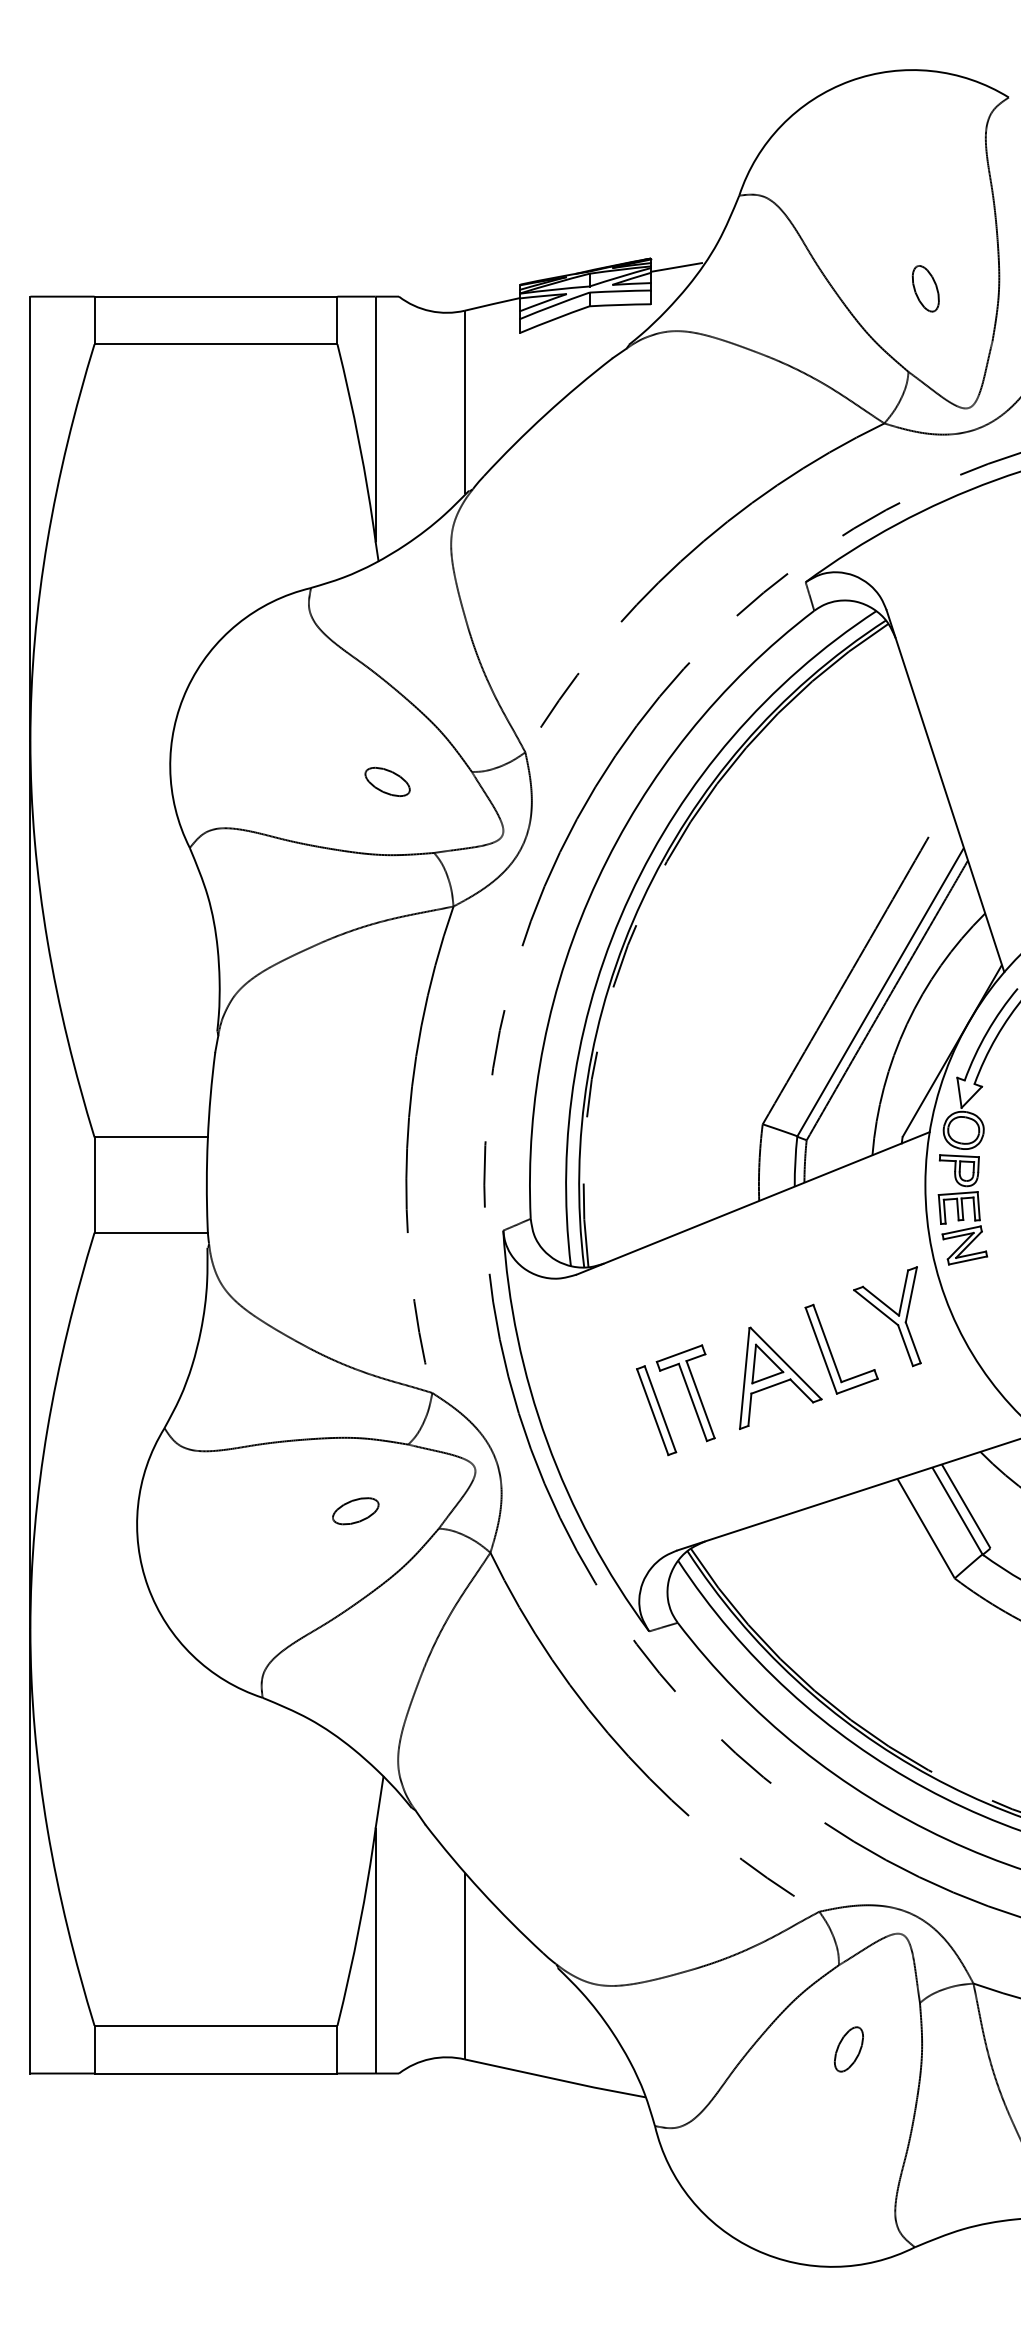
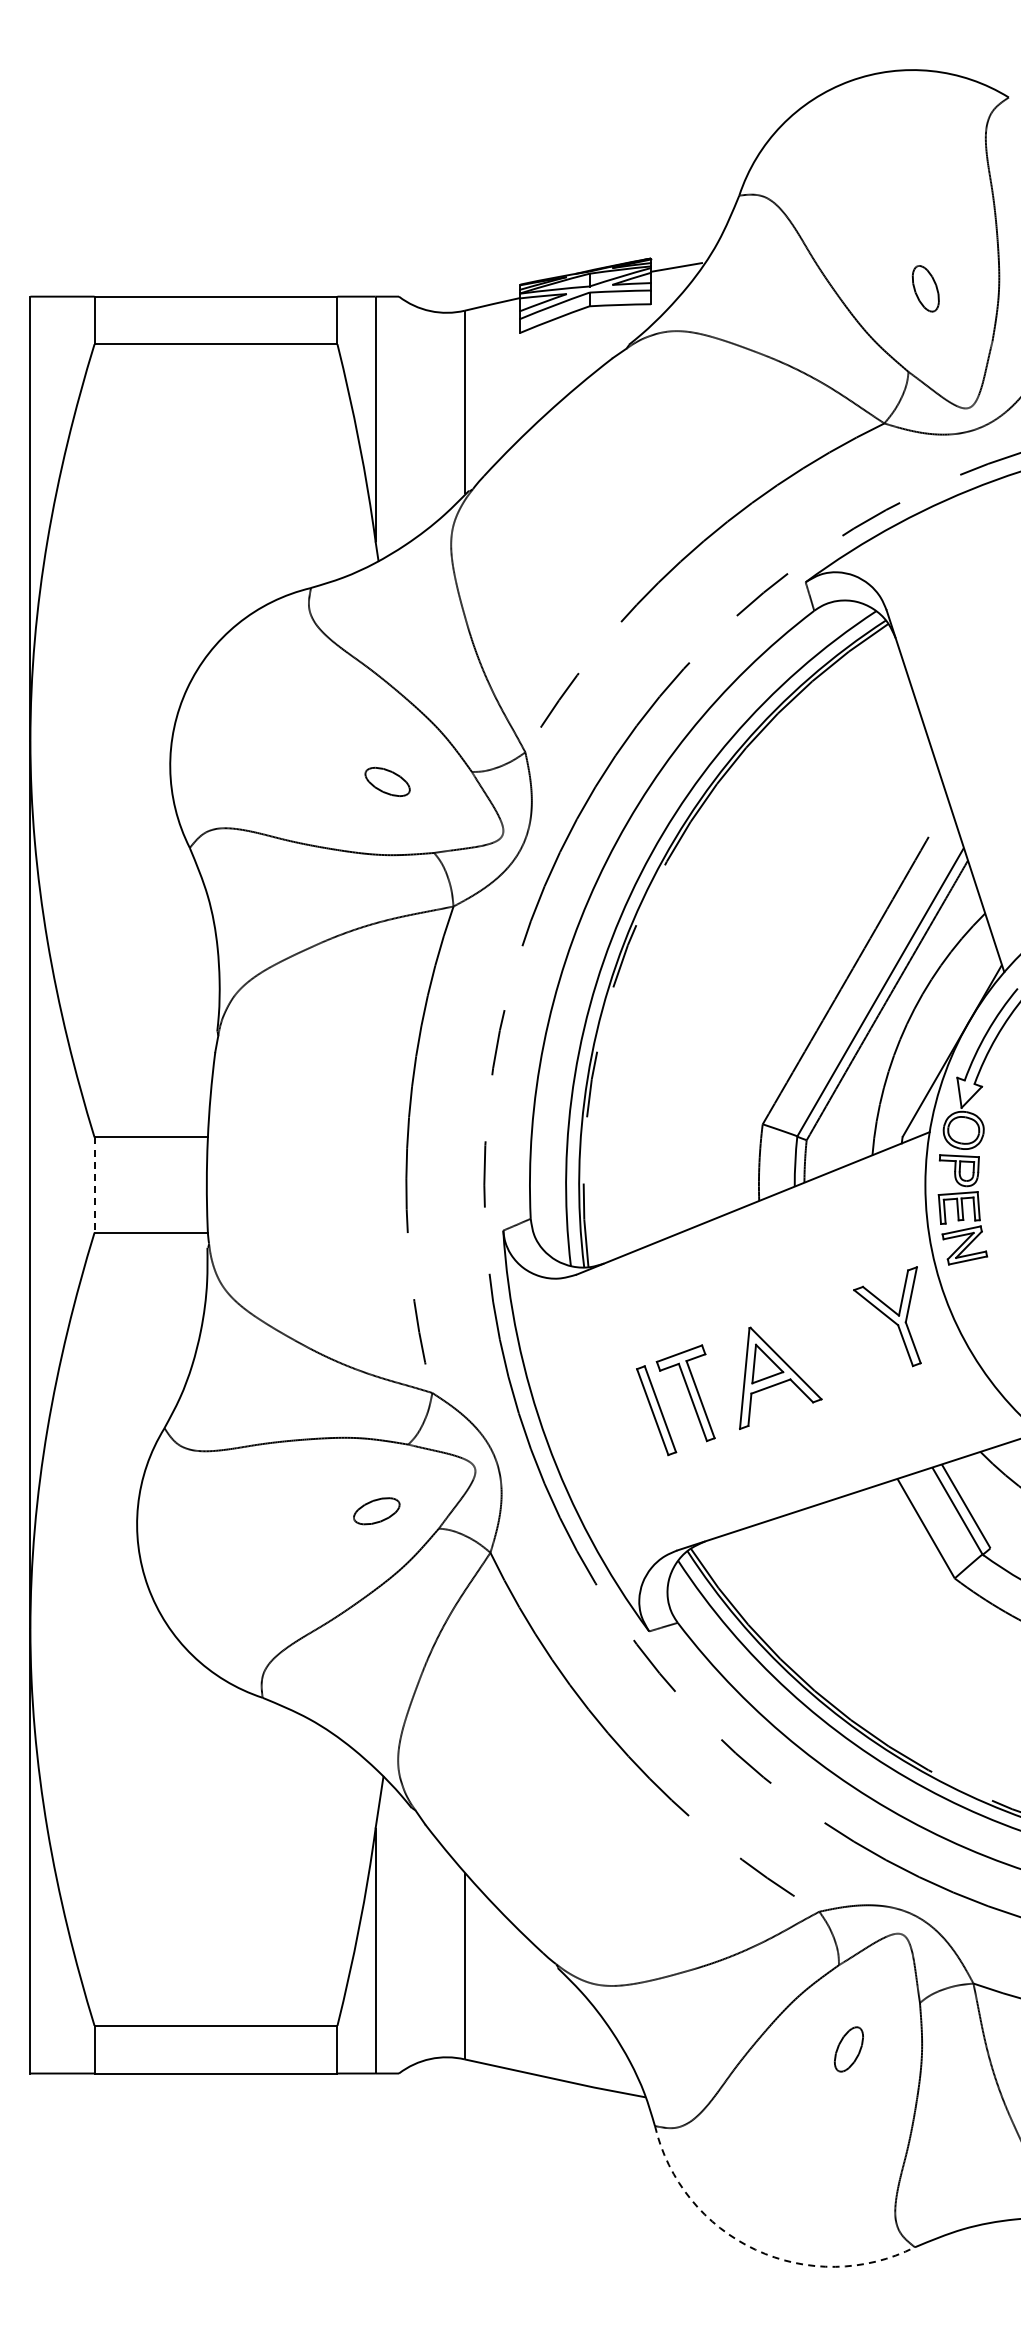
line: solid -> dashed (94, 1185)
part: present -> none (831, 1351)
part position: (355, 1511) -> (376, 1511) (376, 1511)
arc: solid -> dashed (755, 2249)
